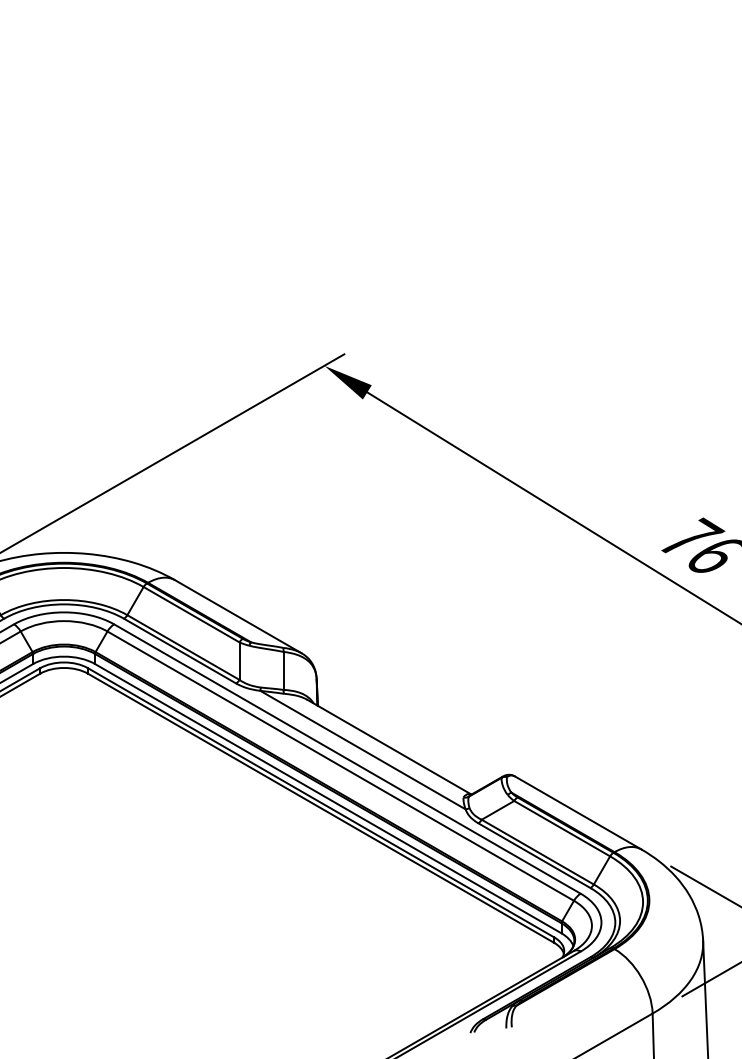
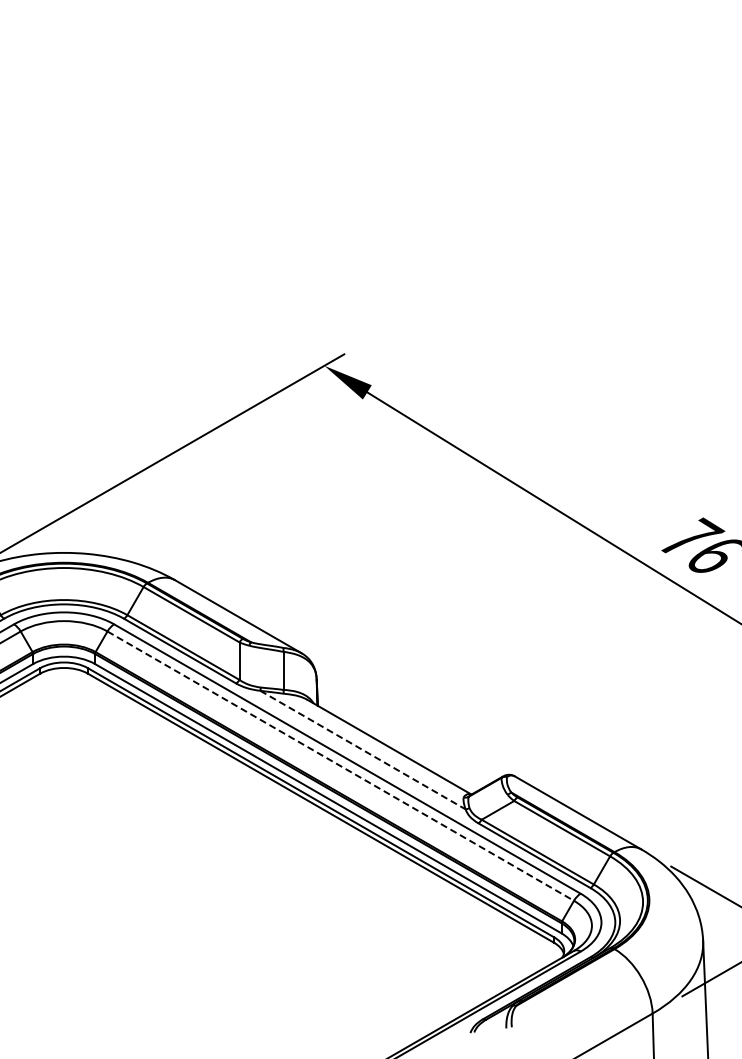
line: solid -> dashed (362, 750)
line: solid -> dashed (341, 766)
